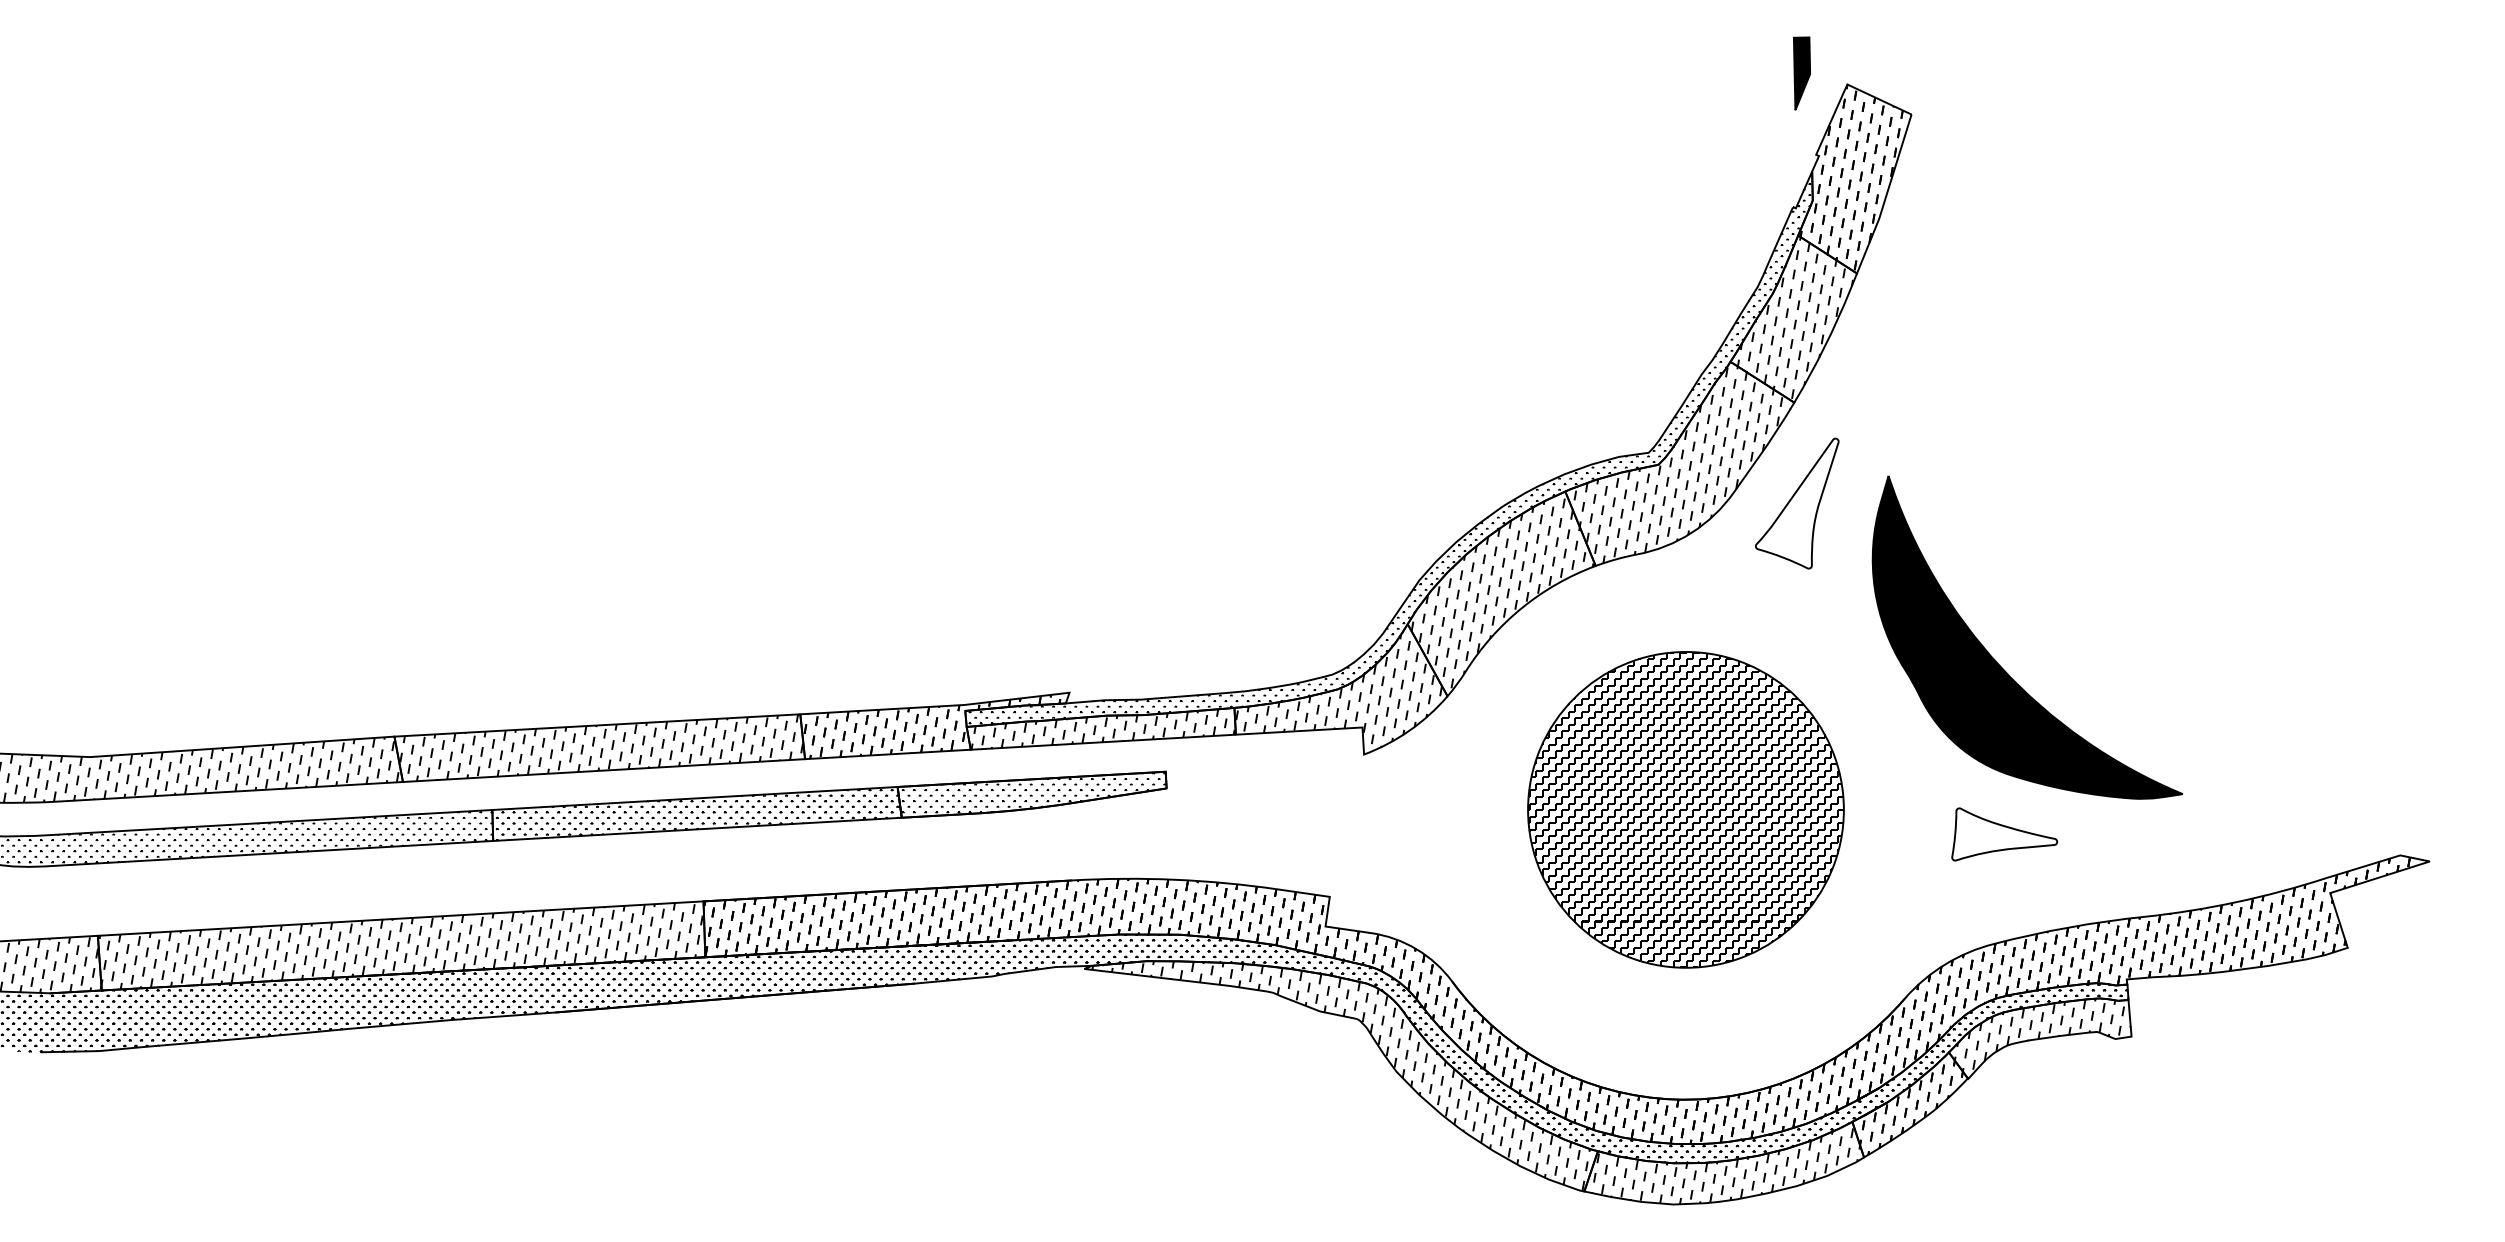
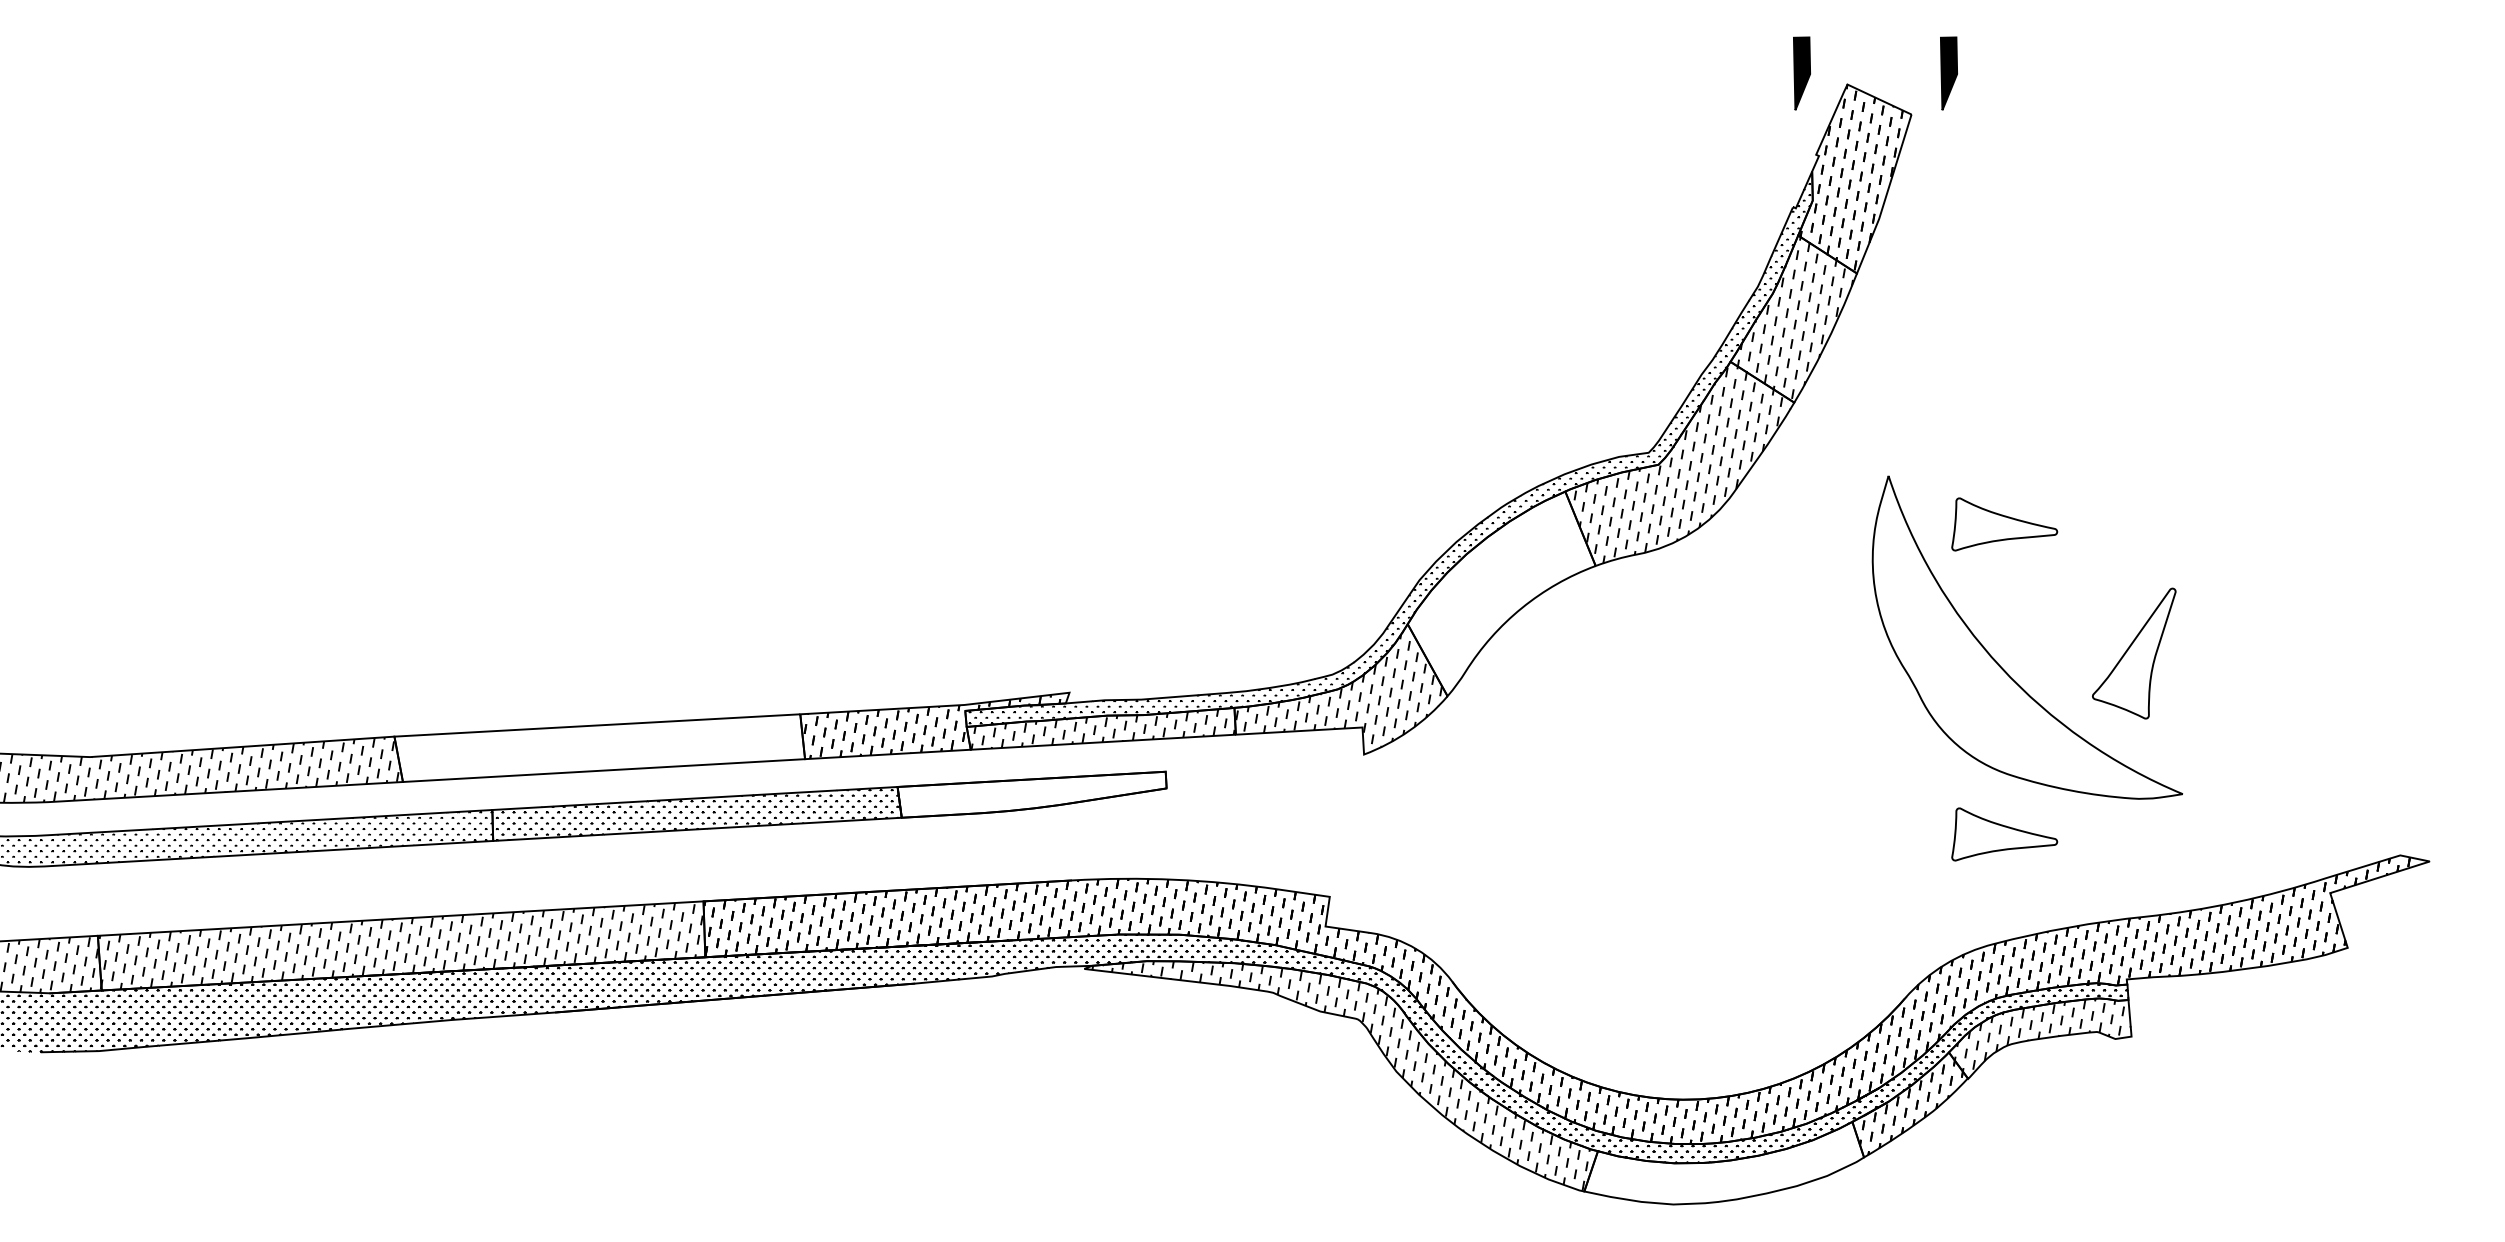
part: none -> present (1948, 73)
part position: (1797, 503) -> (2134, 653) (2134, 653)
part: none -> present (2004, 524)
hatch: present -> none (1502, 592)
fill: present -> none (2027, 636)
hatch: present -> none (601, 747)
hatch: present -> none (1031, 794)
part: present -> none (1685, 809)
hatch: present -> none (1726, 1165)
